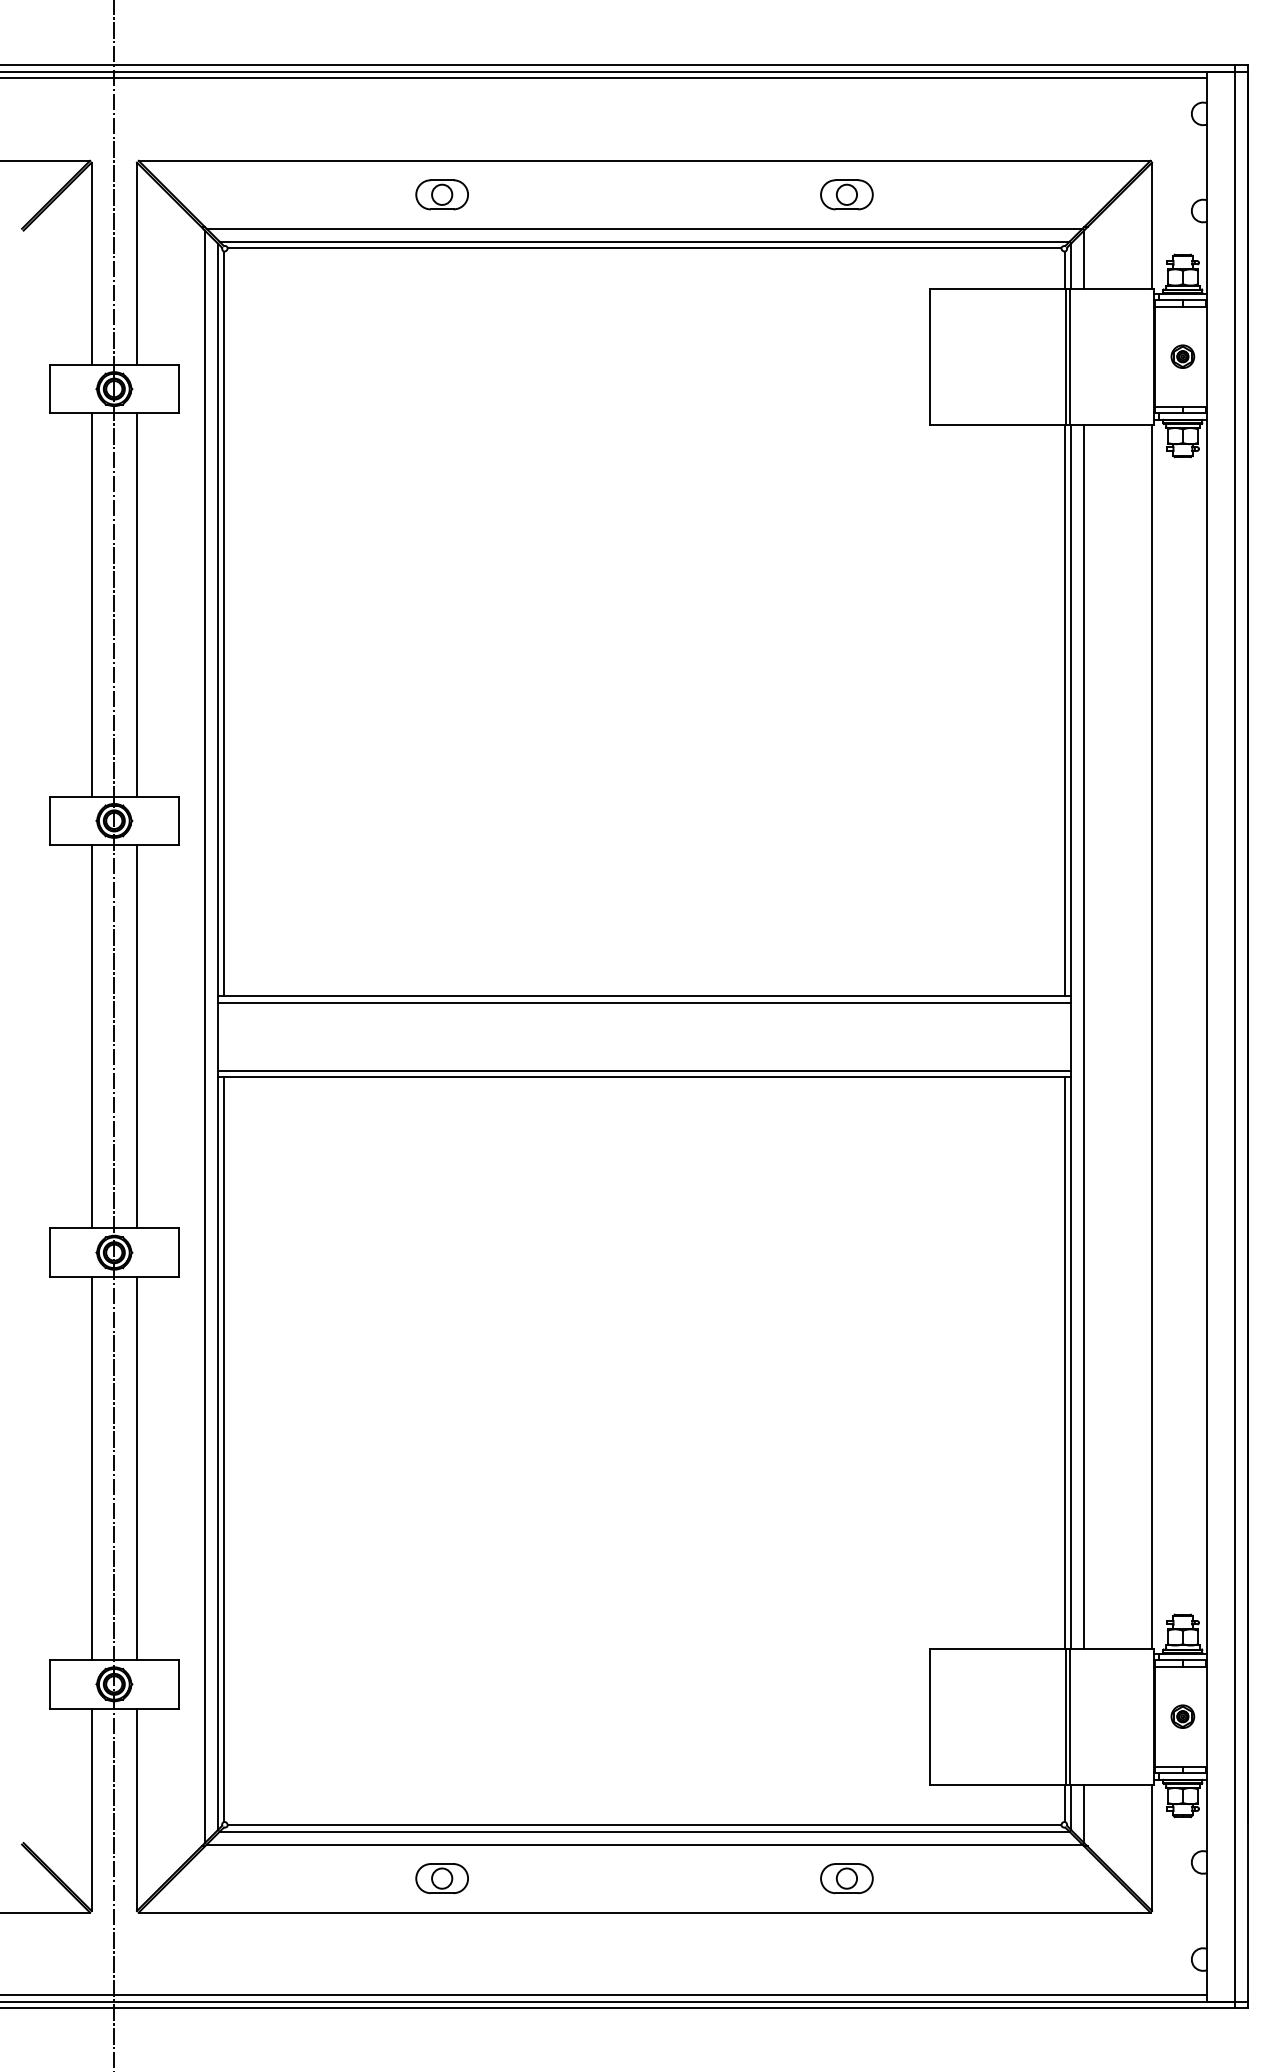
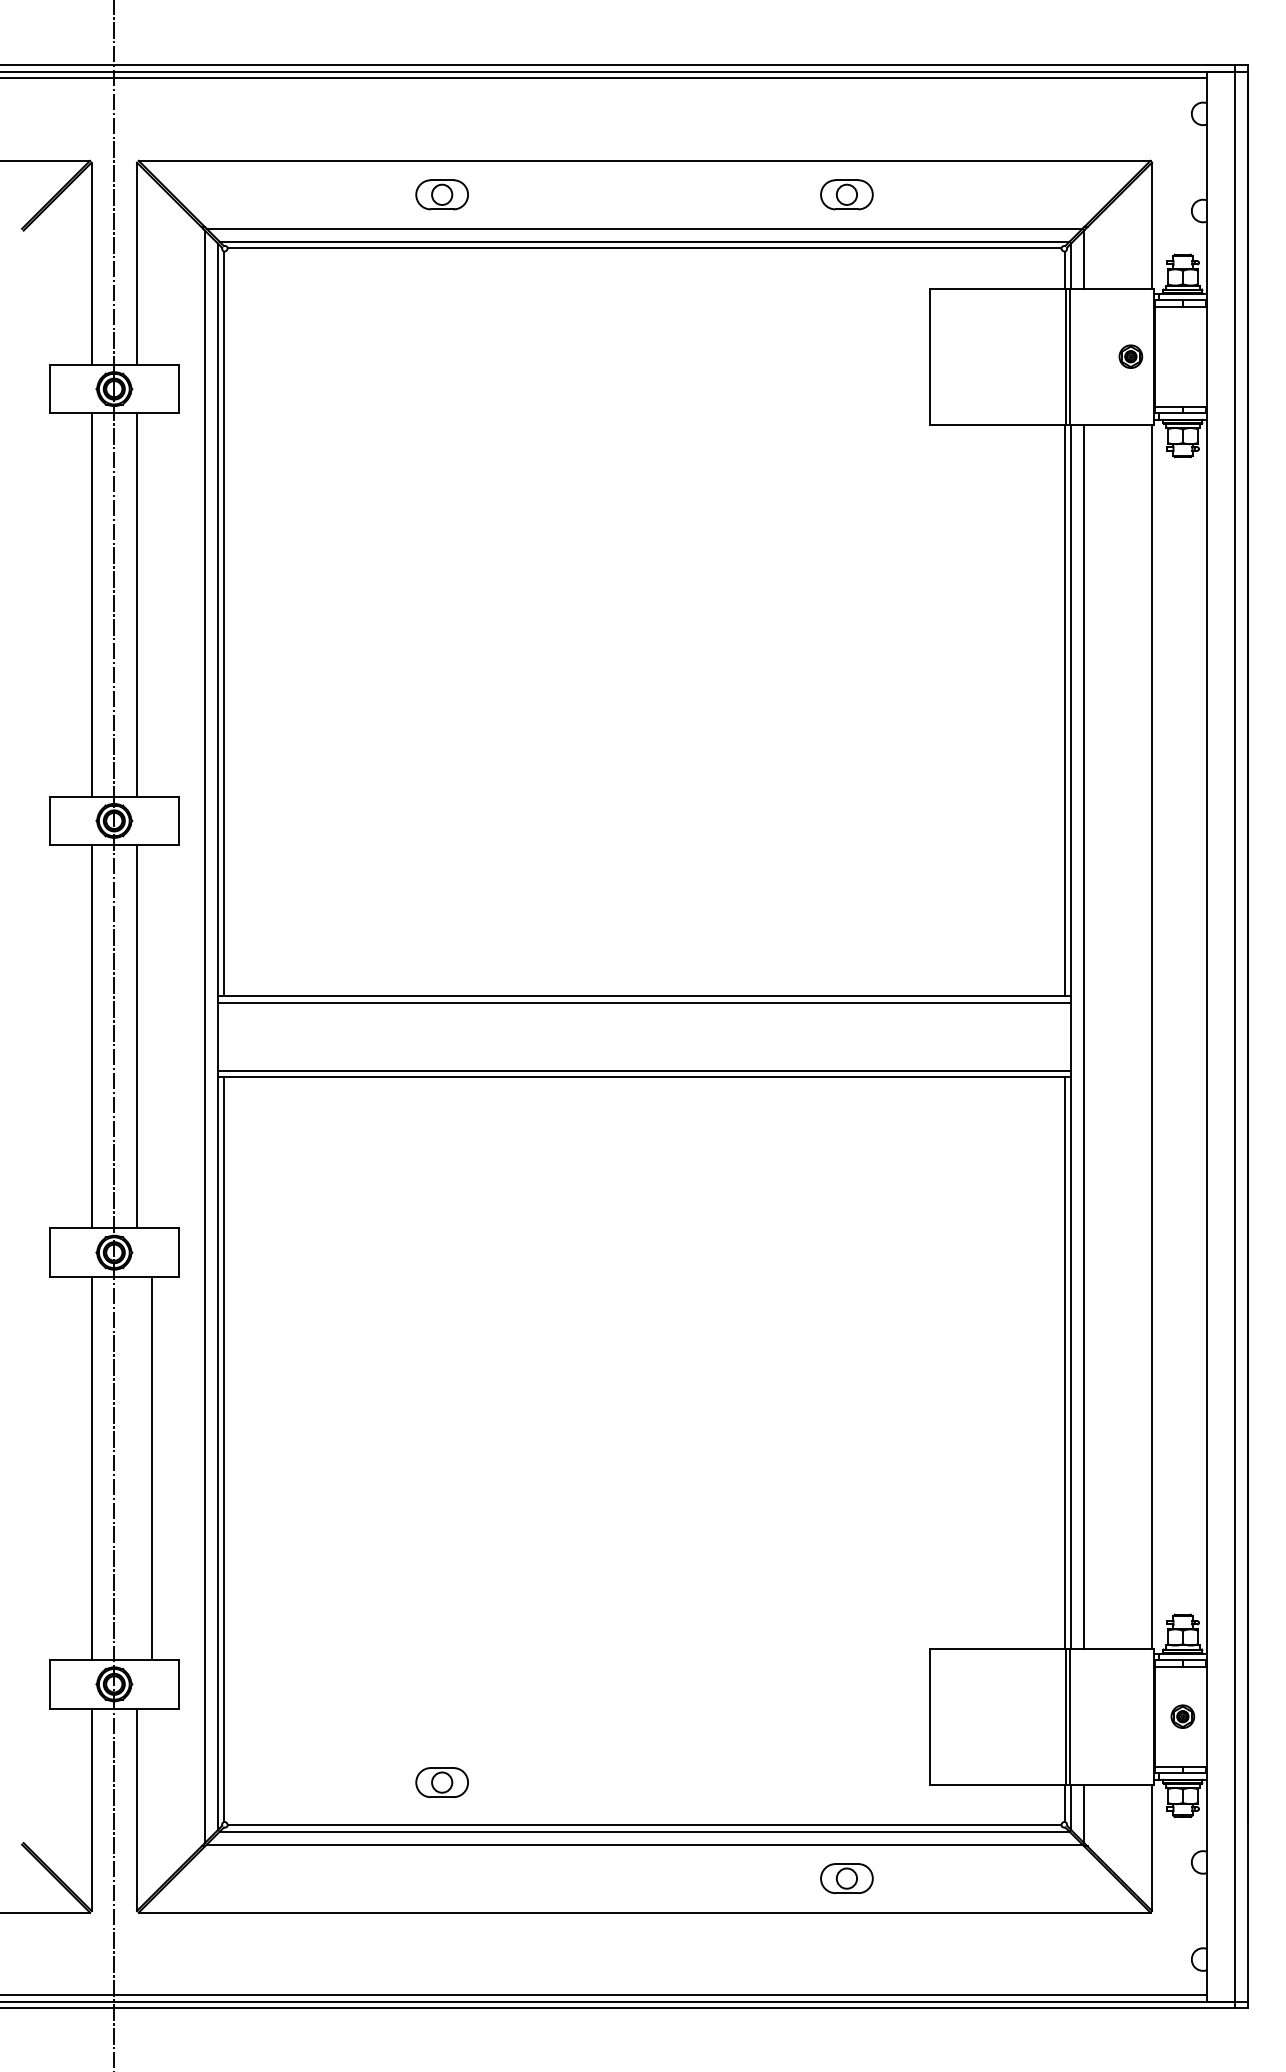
part position: (1182, 356) -> (1130, 356) (1130, 356)
line position: (136, 1468) -> (151, 1468) (151, 1468)
part position: (441, 1878) -> (441, 1782) (441, 1782)
